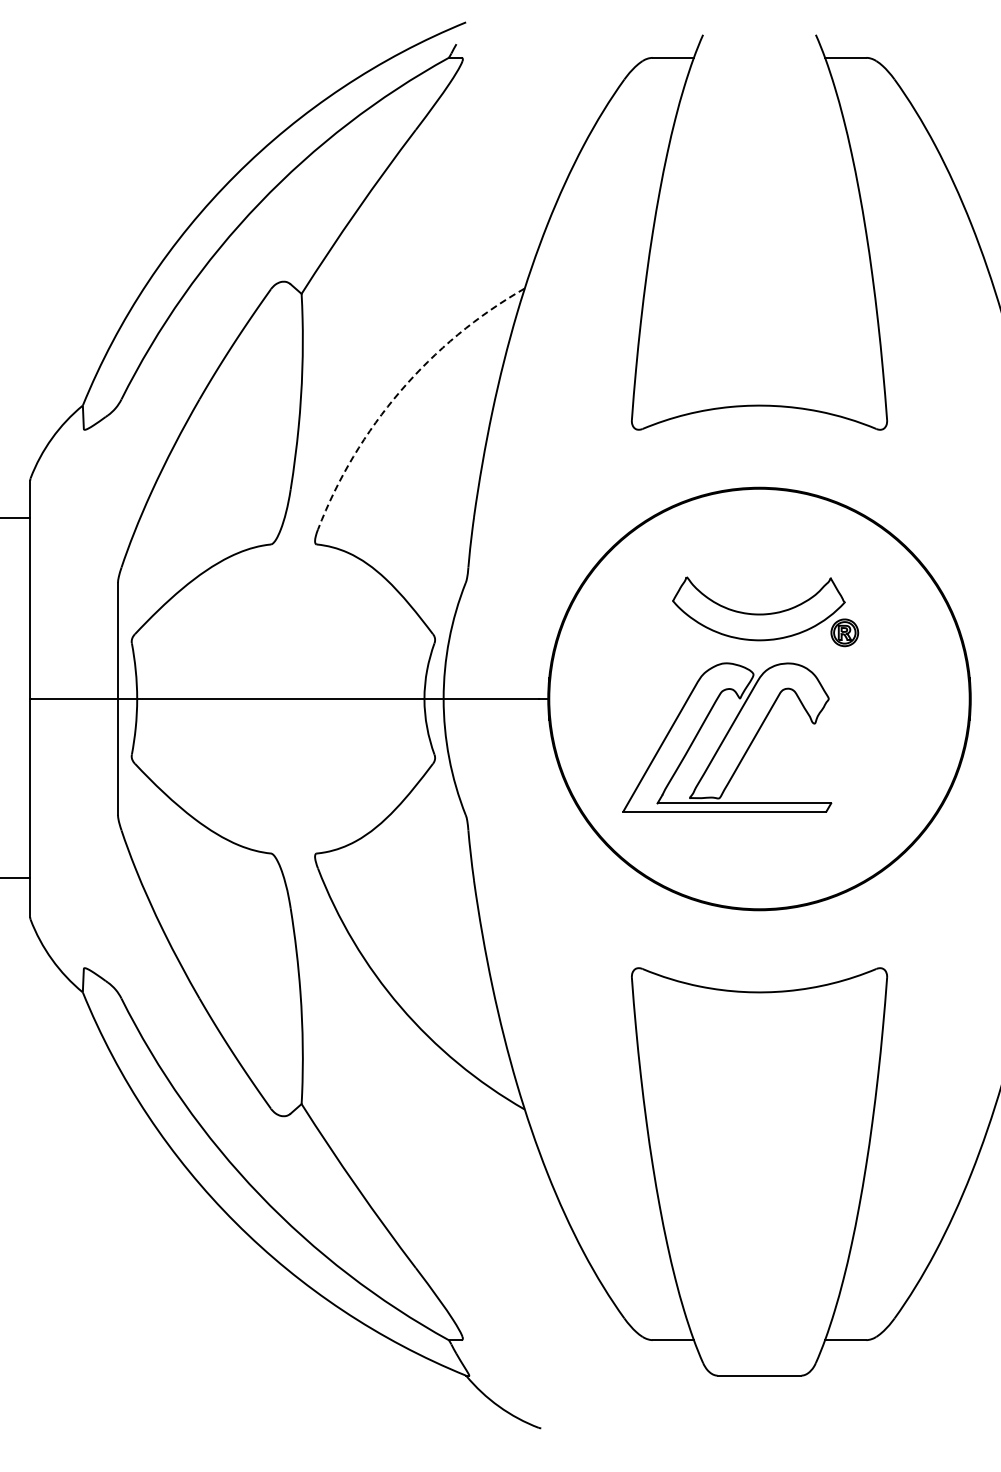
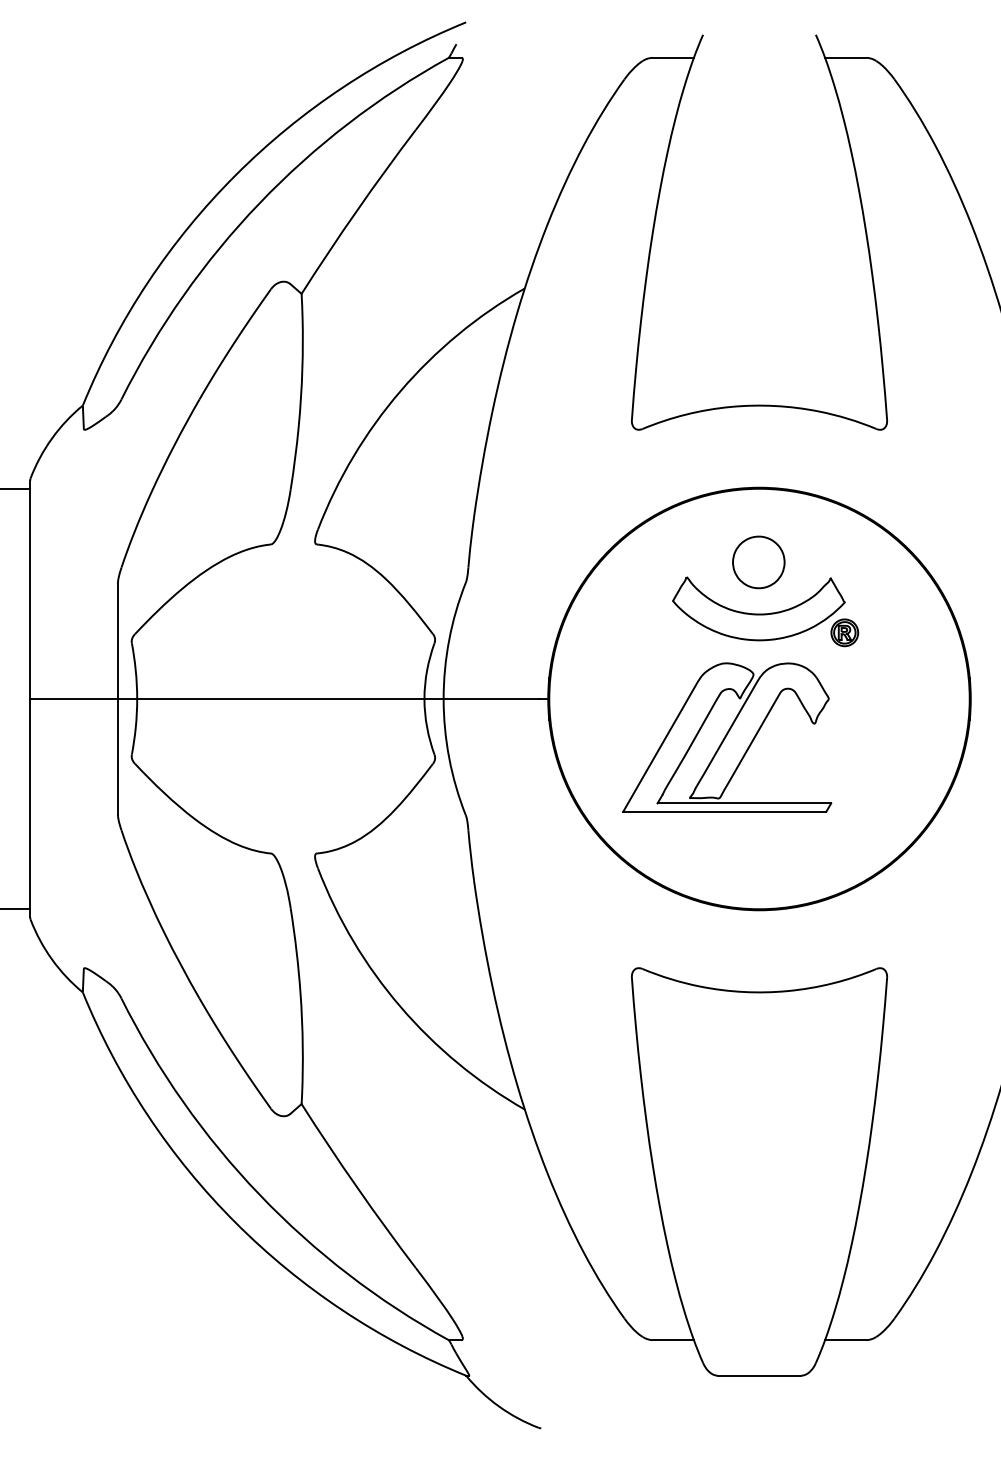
arc: dashed -> solid (400, 391)
line position: (16, 517) -> (16, 488) (16, 488)
part: none -> present (758, 562)
line position: (16, 878) -> (16, 909) (16, 909)
